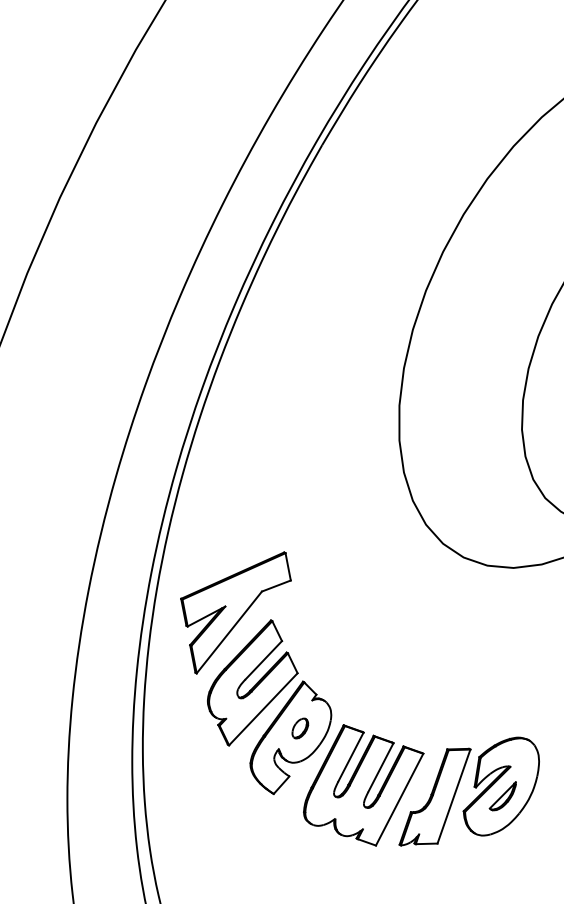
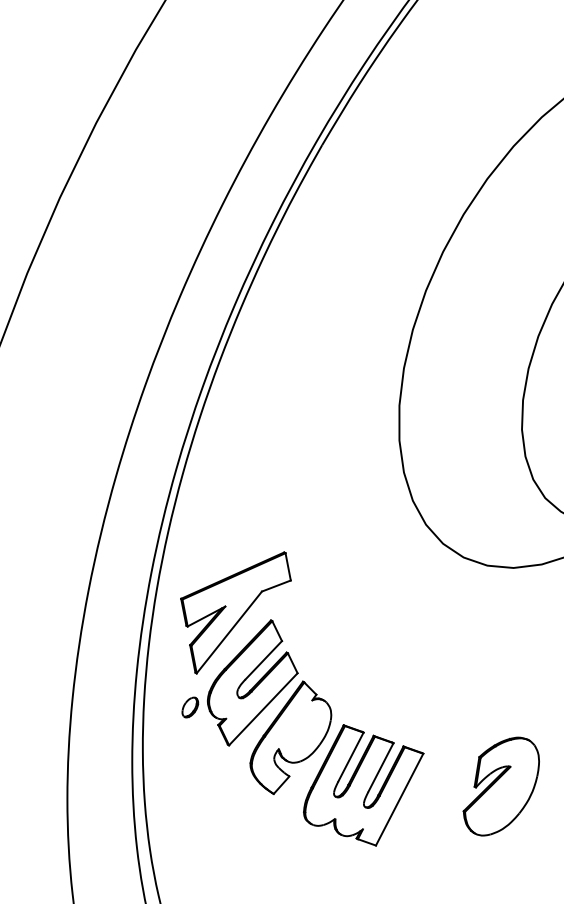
part position: (300, 728) -> (190, 707) (190, 707)
part: present -> none (434, 796)
part: present -> none (502, 796)
